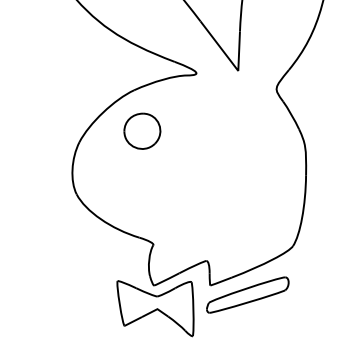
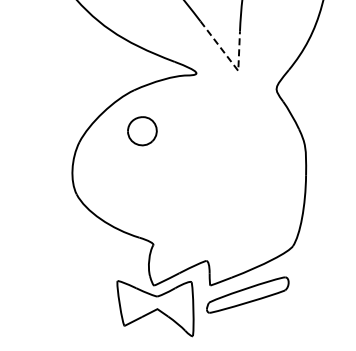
line: solid -> dashed (231, 62)
part size: 39x38 px -> 31x31 px (142, 131)
